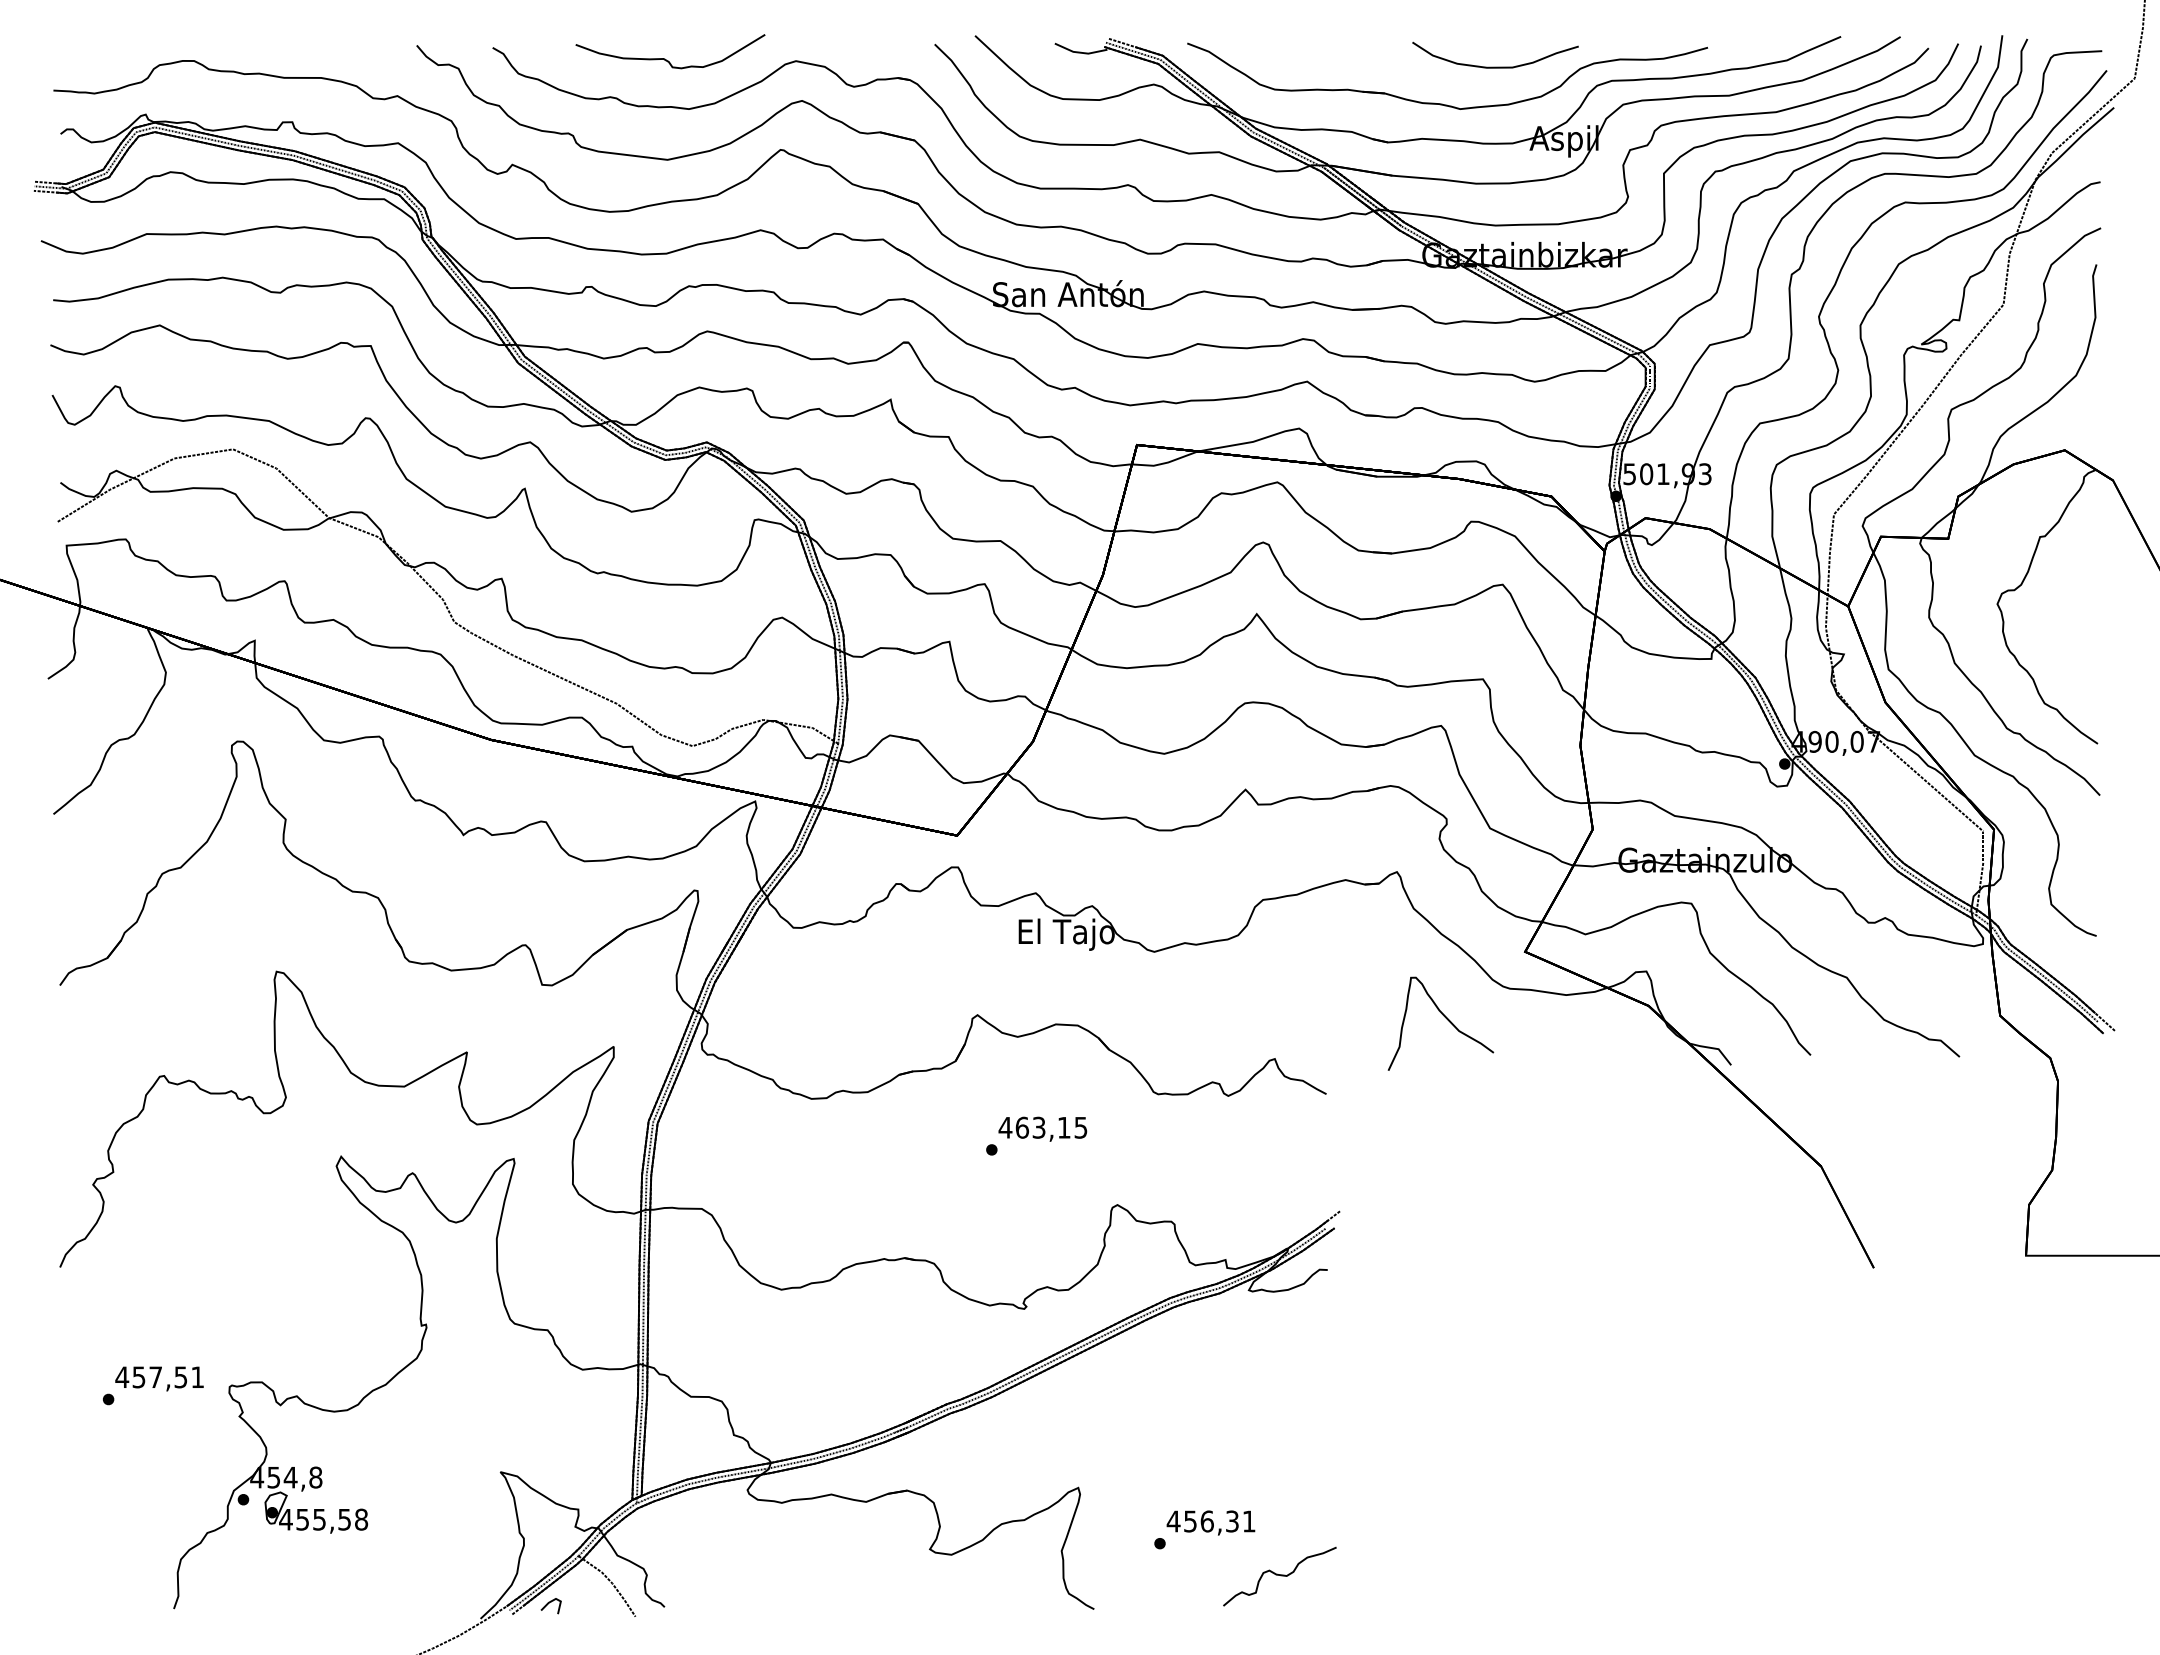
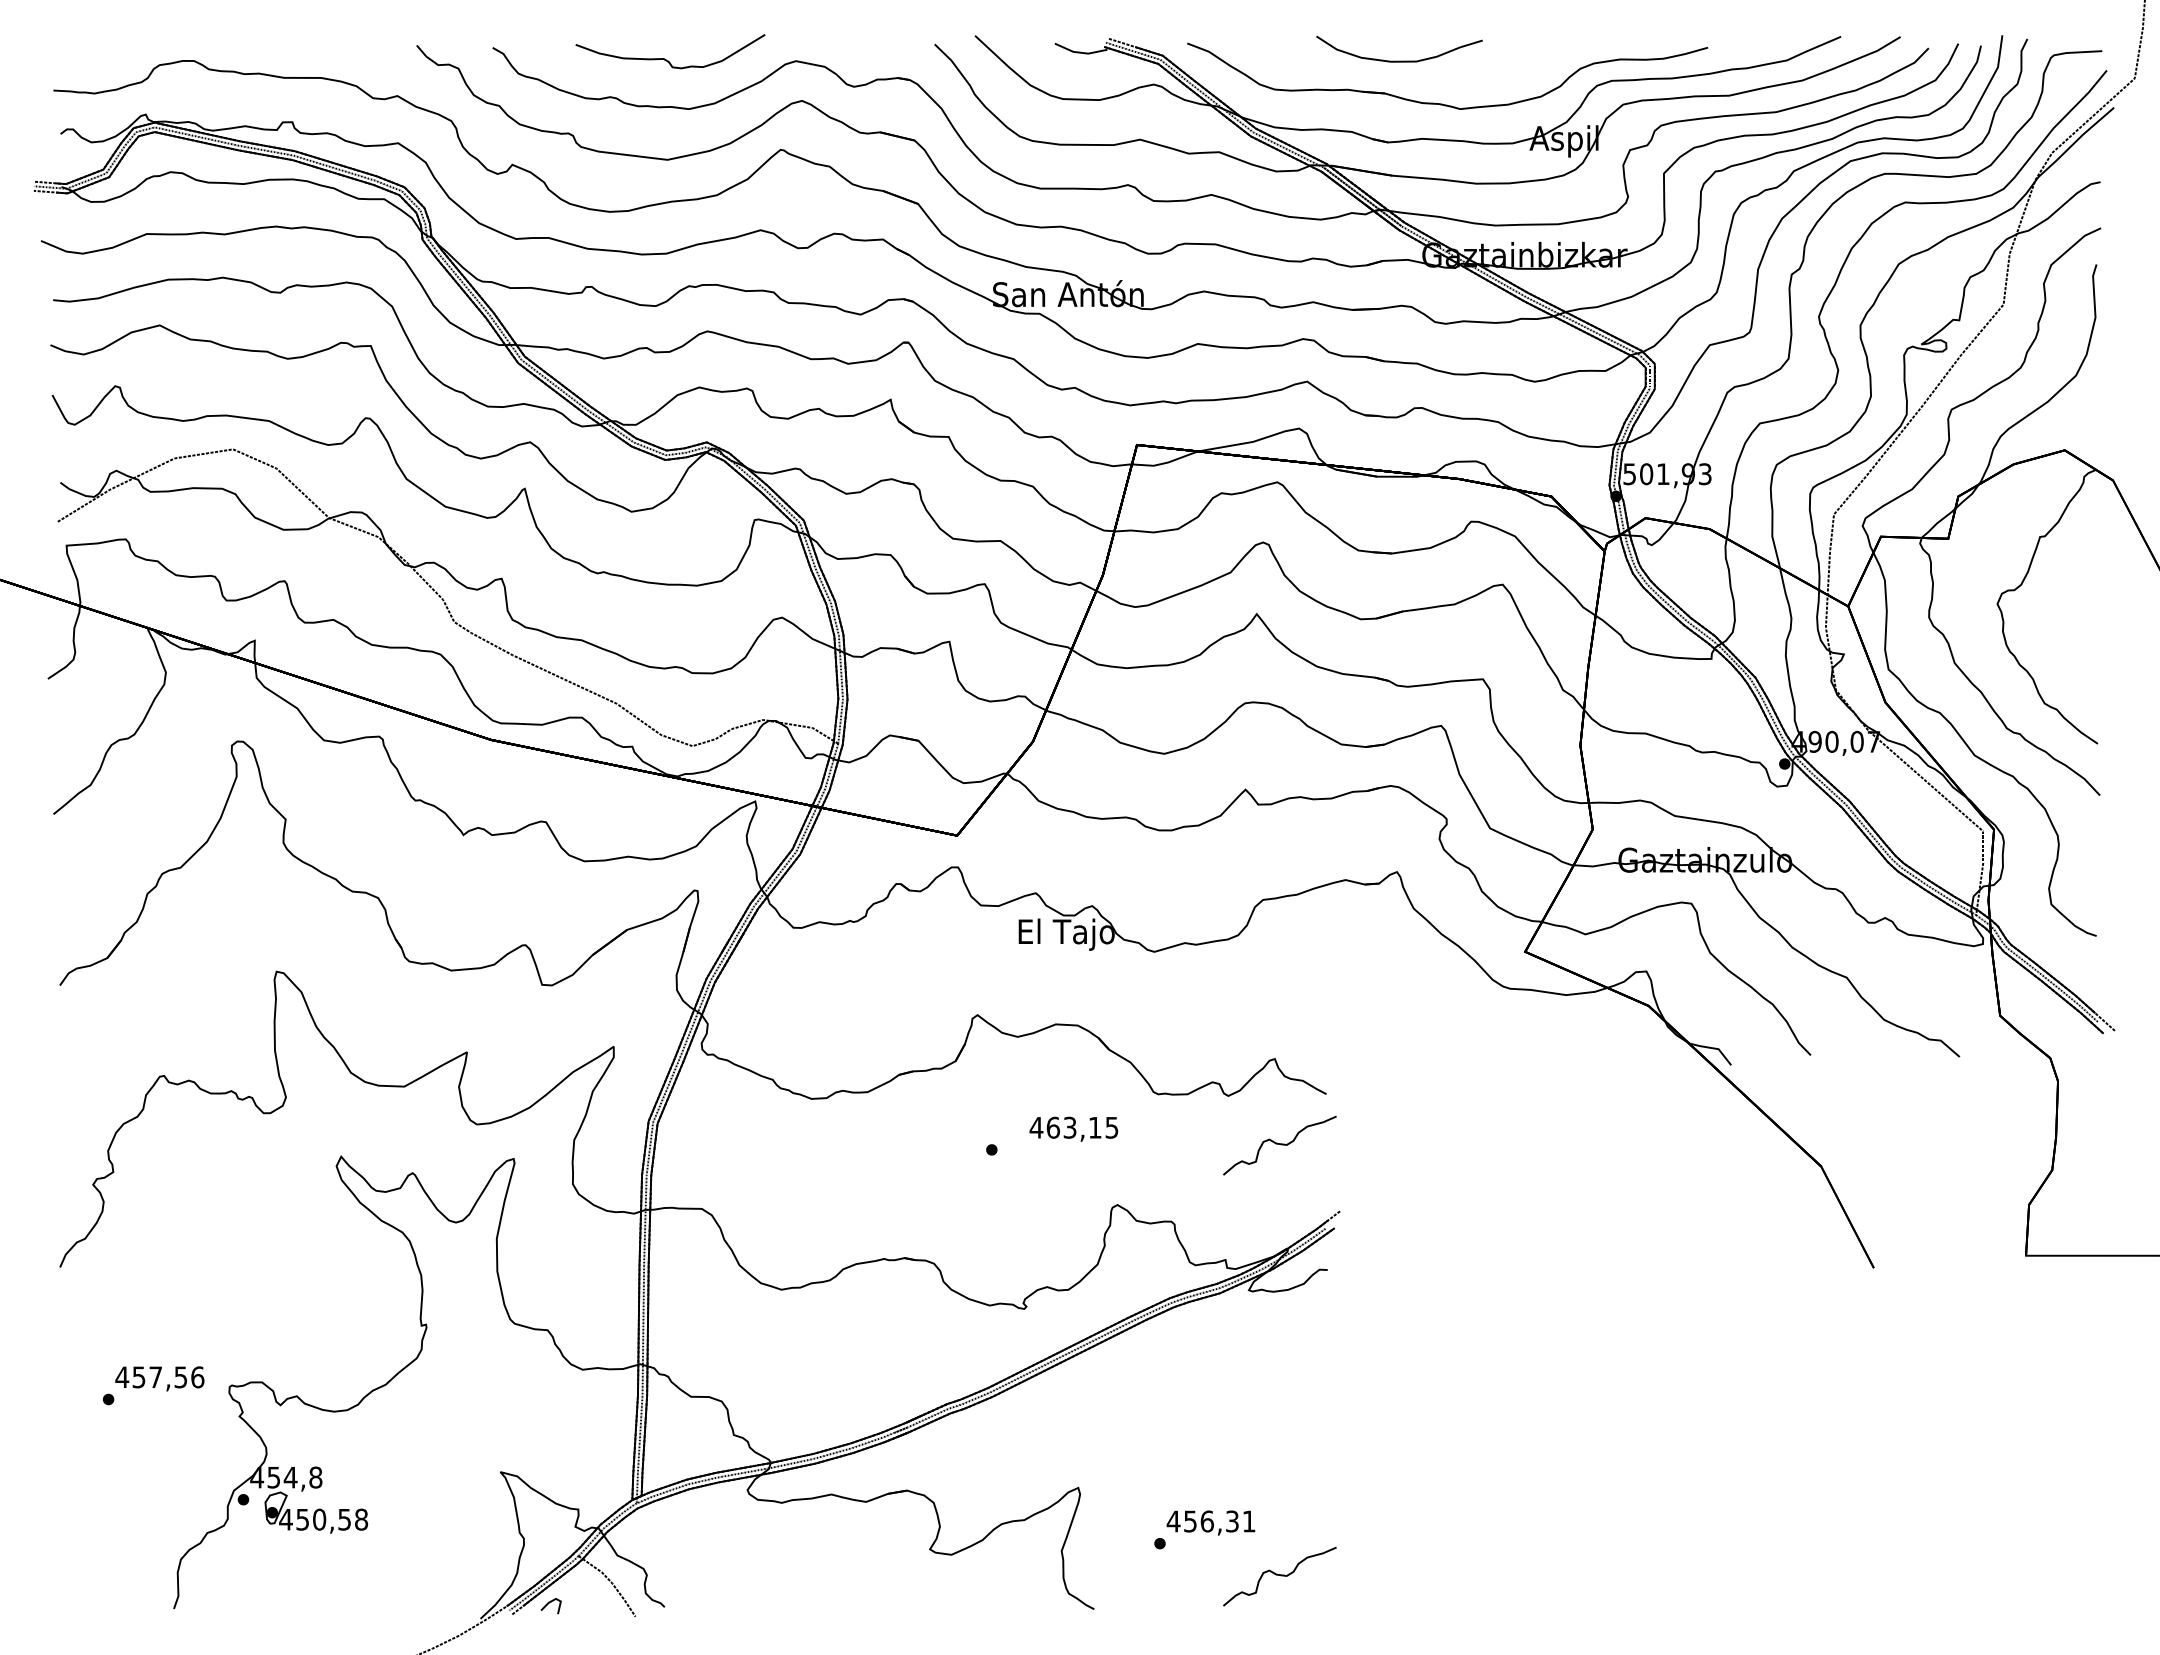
curve position: (1495, 66) -> (1399, 60) (1399, 60)
curve: present -> none (1445, 1018)
text position: (1042, 1128) -> (1073, 1128) (1073, 1128)
curve: none -> present (1279, 1144)
text: 457,51 -> 457,56 (197, 1377)
text: 455,58 -> 450,58 (319, 1519)
